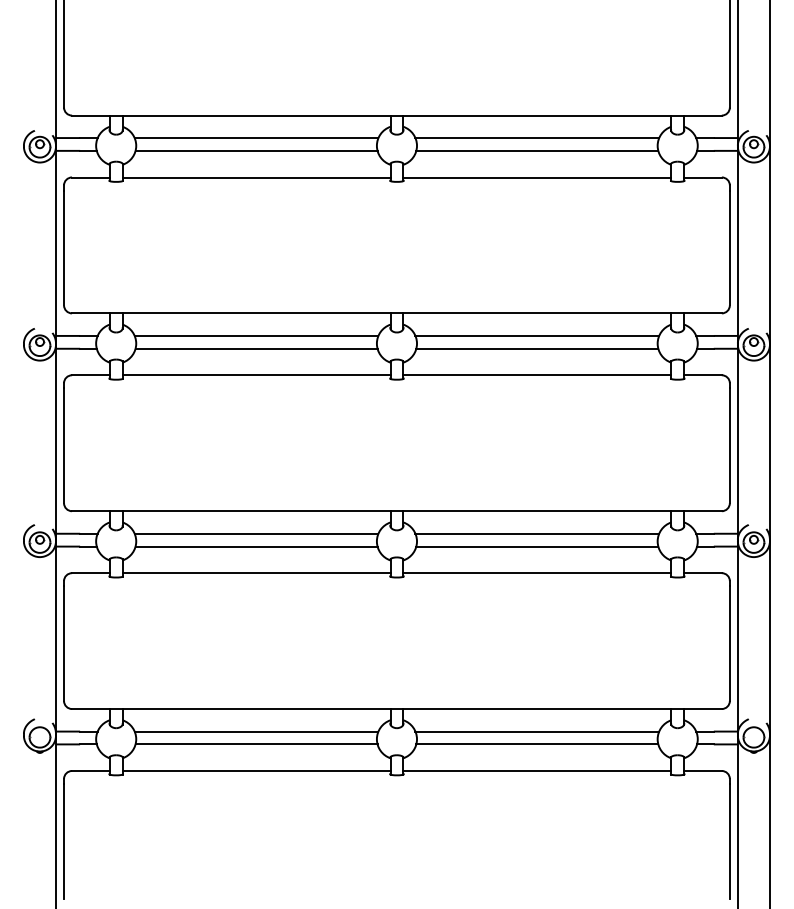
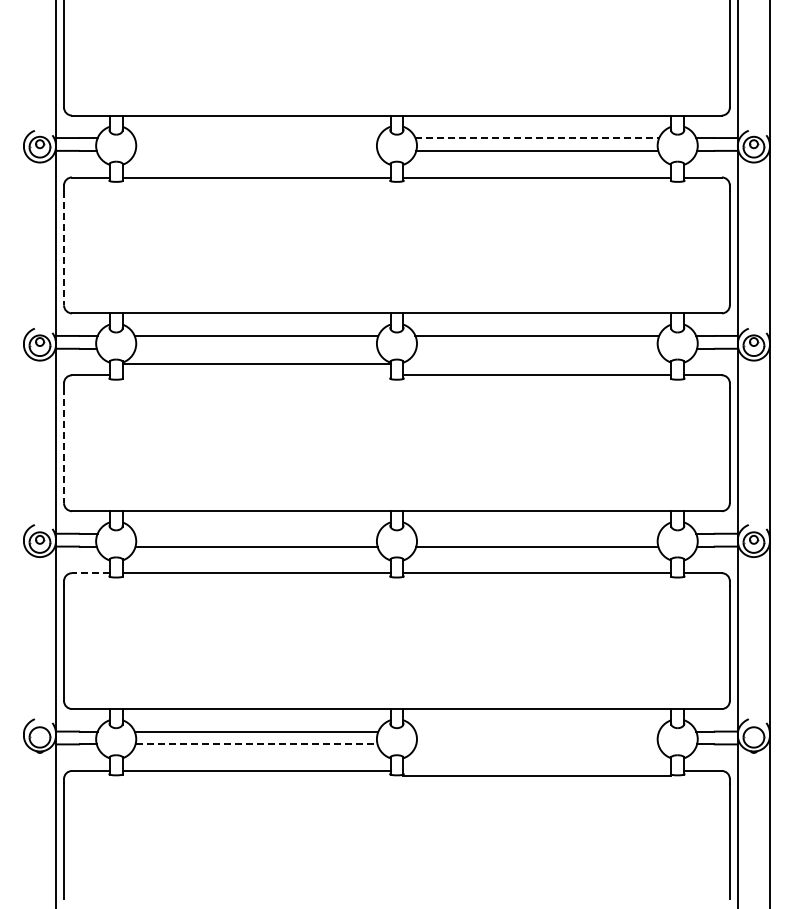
line: present -> none (256, 138)
line: solid -> dashed (537, 138)
line: present -> none (256, 150)
line: solid -> dashed (64, 248)
line: present -> none (256, 348)
line: present -> none (537, 348)
line position: (256, 375) -> (256, 364) (256, 364)
line: solid -> dashed (64, 446)
line: present -> none (256, 533)
line: present -> none (537, 533)
line: solid -> dashed (90, 573)
line: present -> none (537, 731)
line: solid -> dashed (257, 744)
line: present -> none (537, 744)
line position: (537, 770) -> (537, 775) (537, 775)
